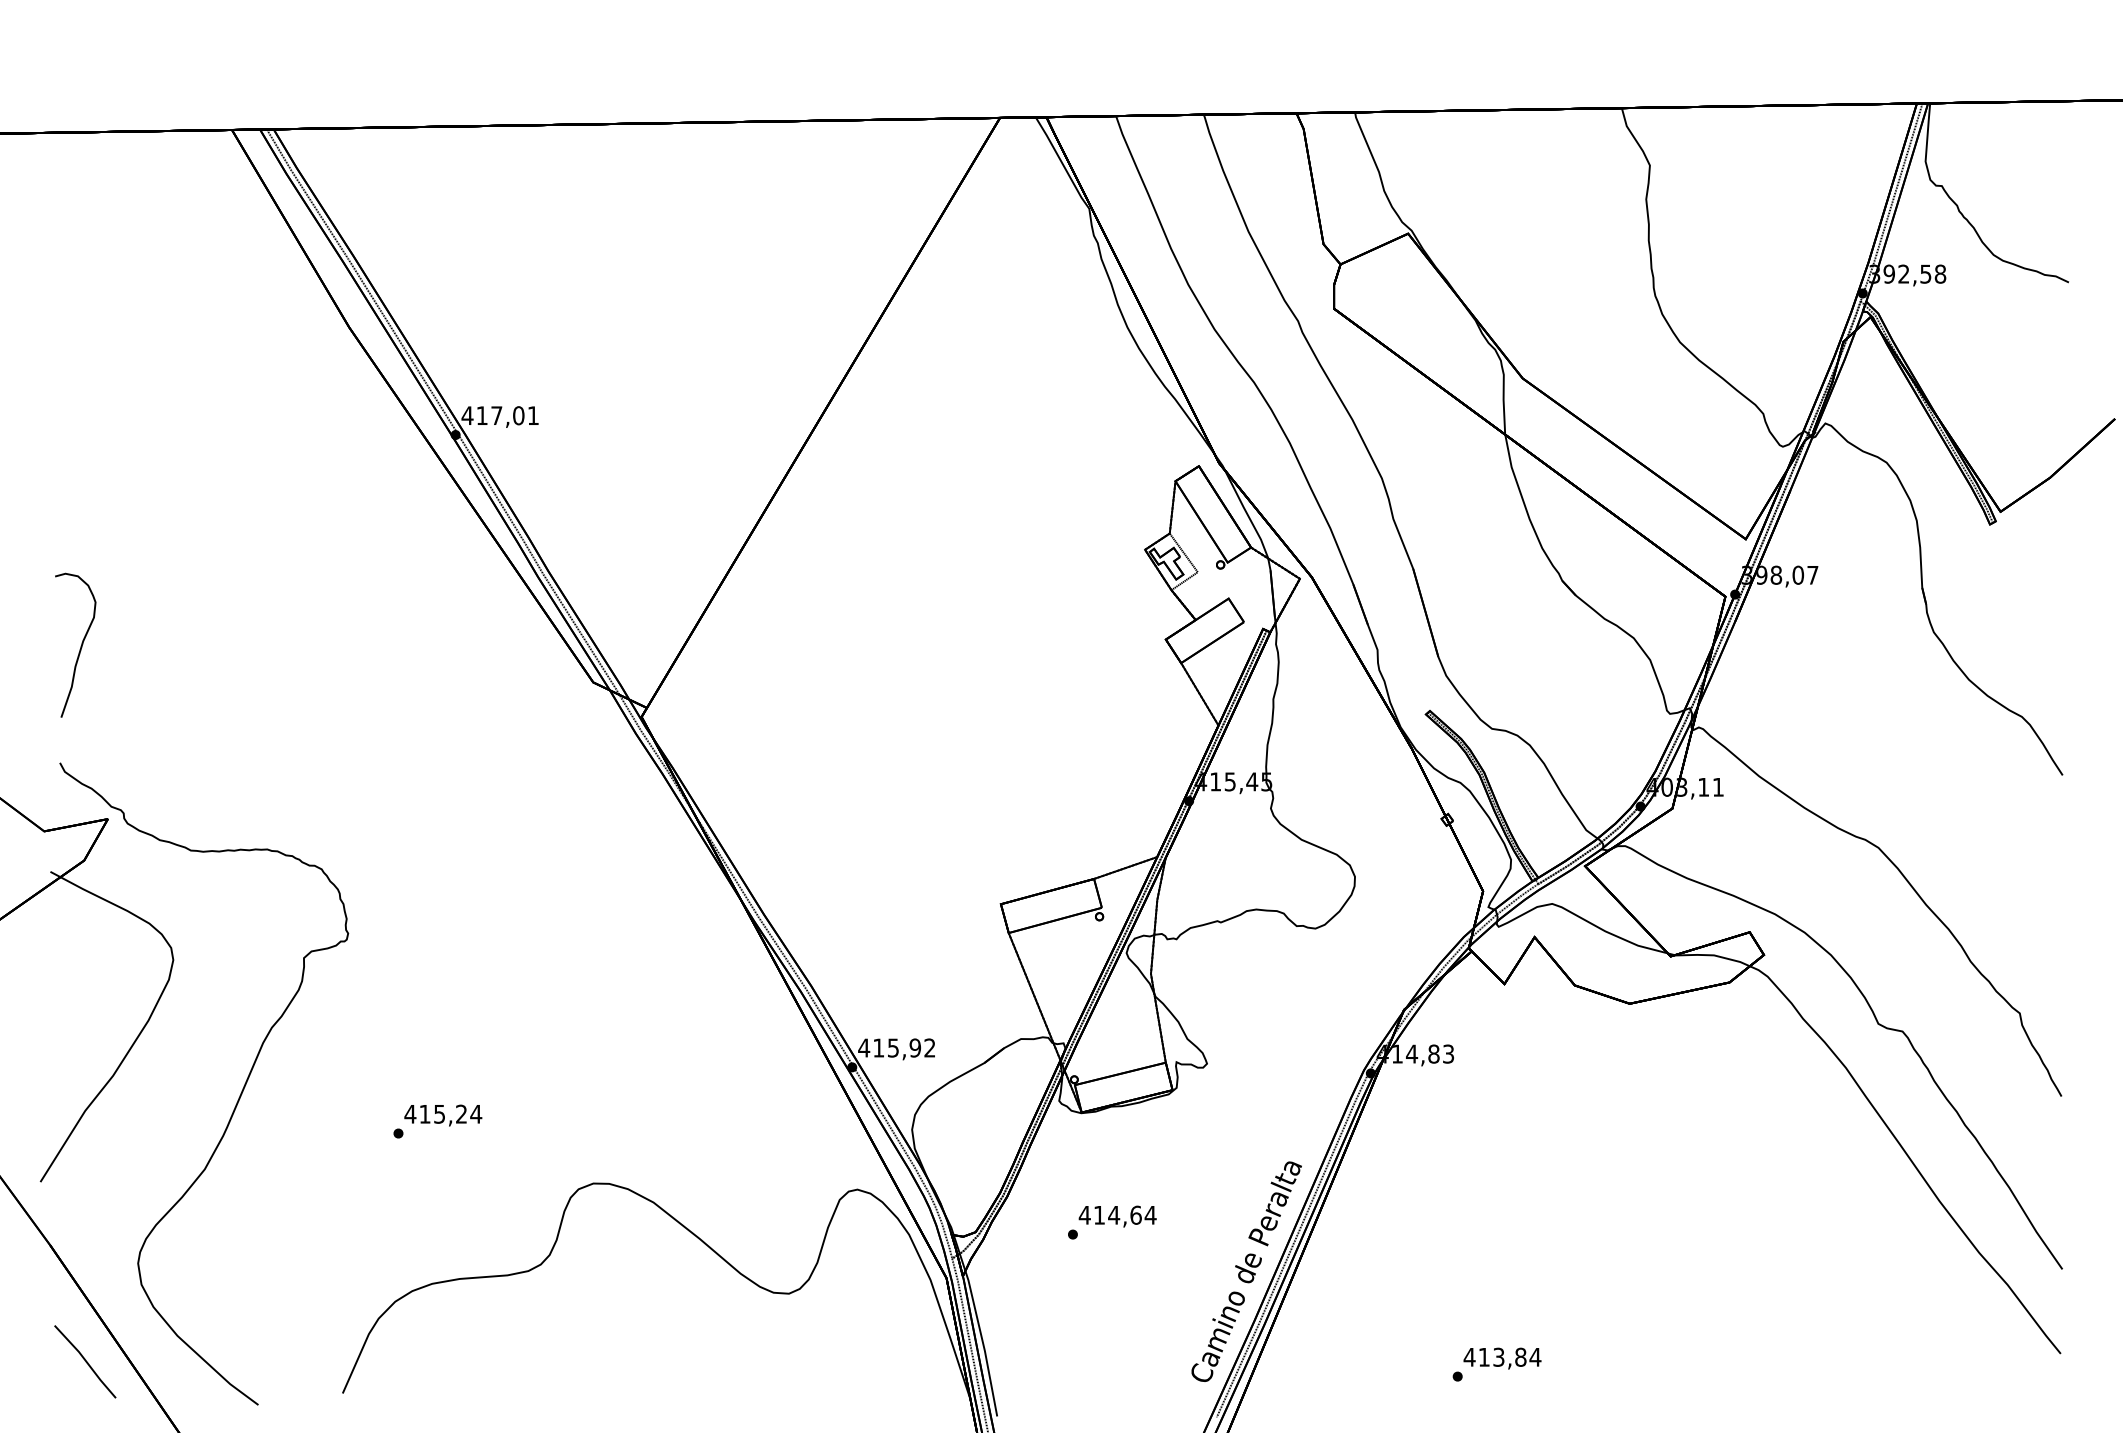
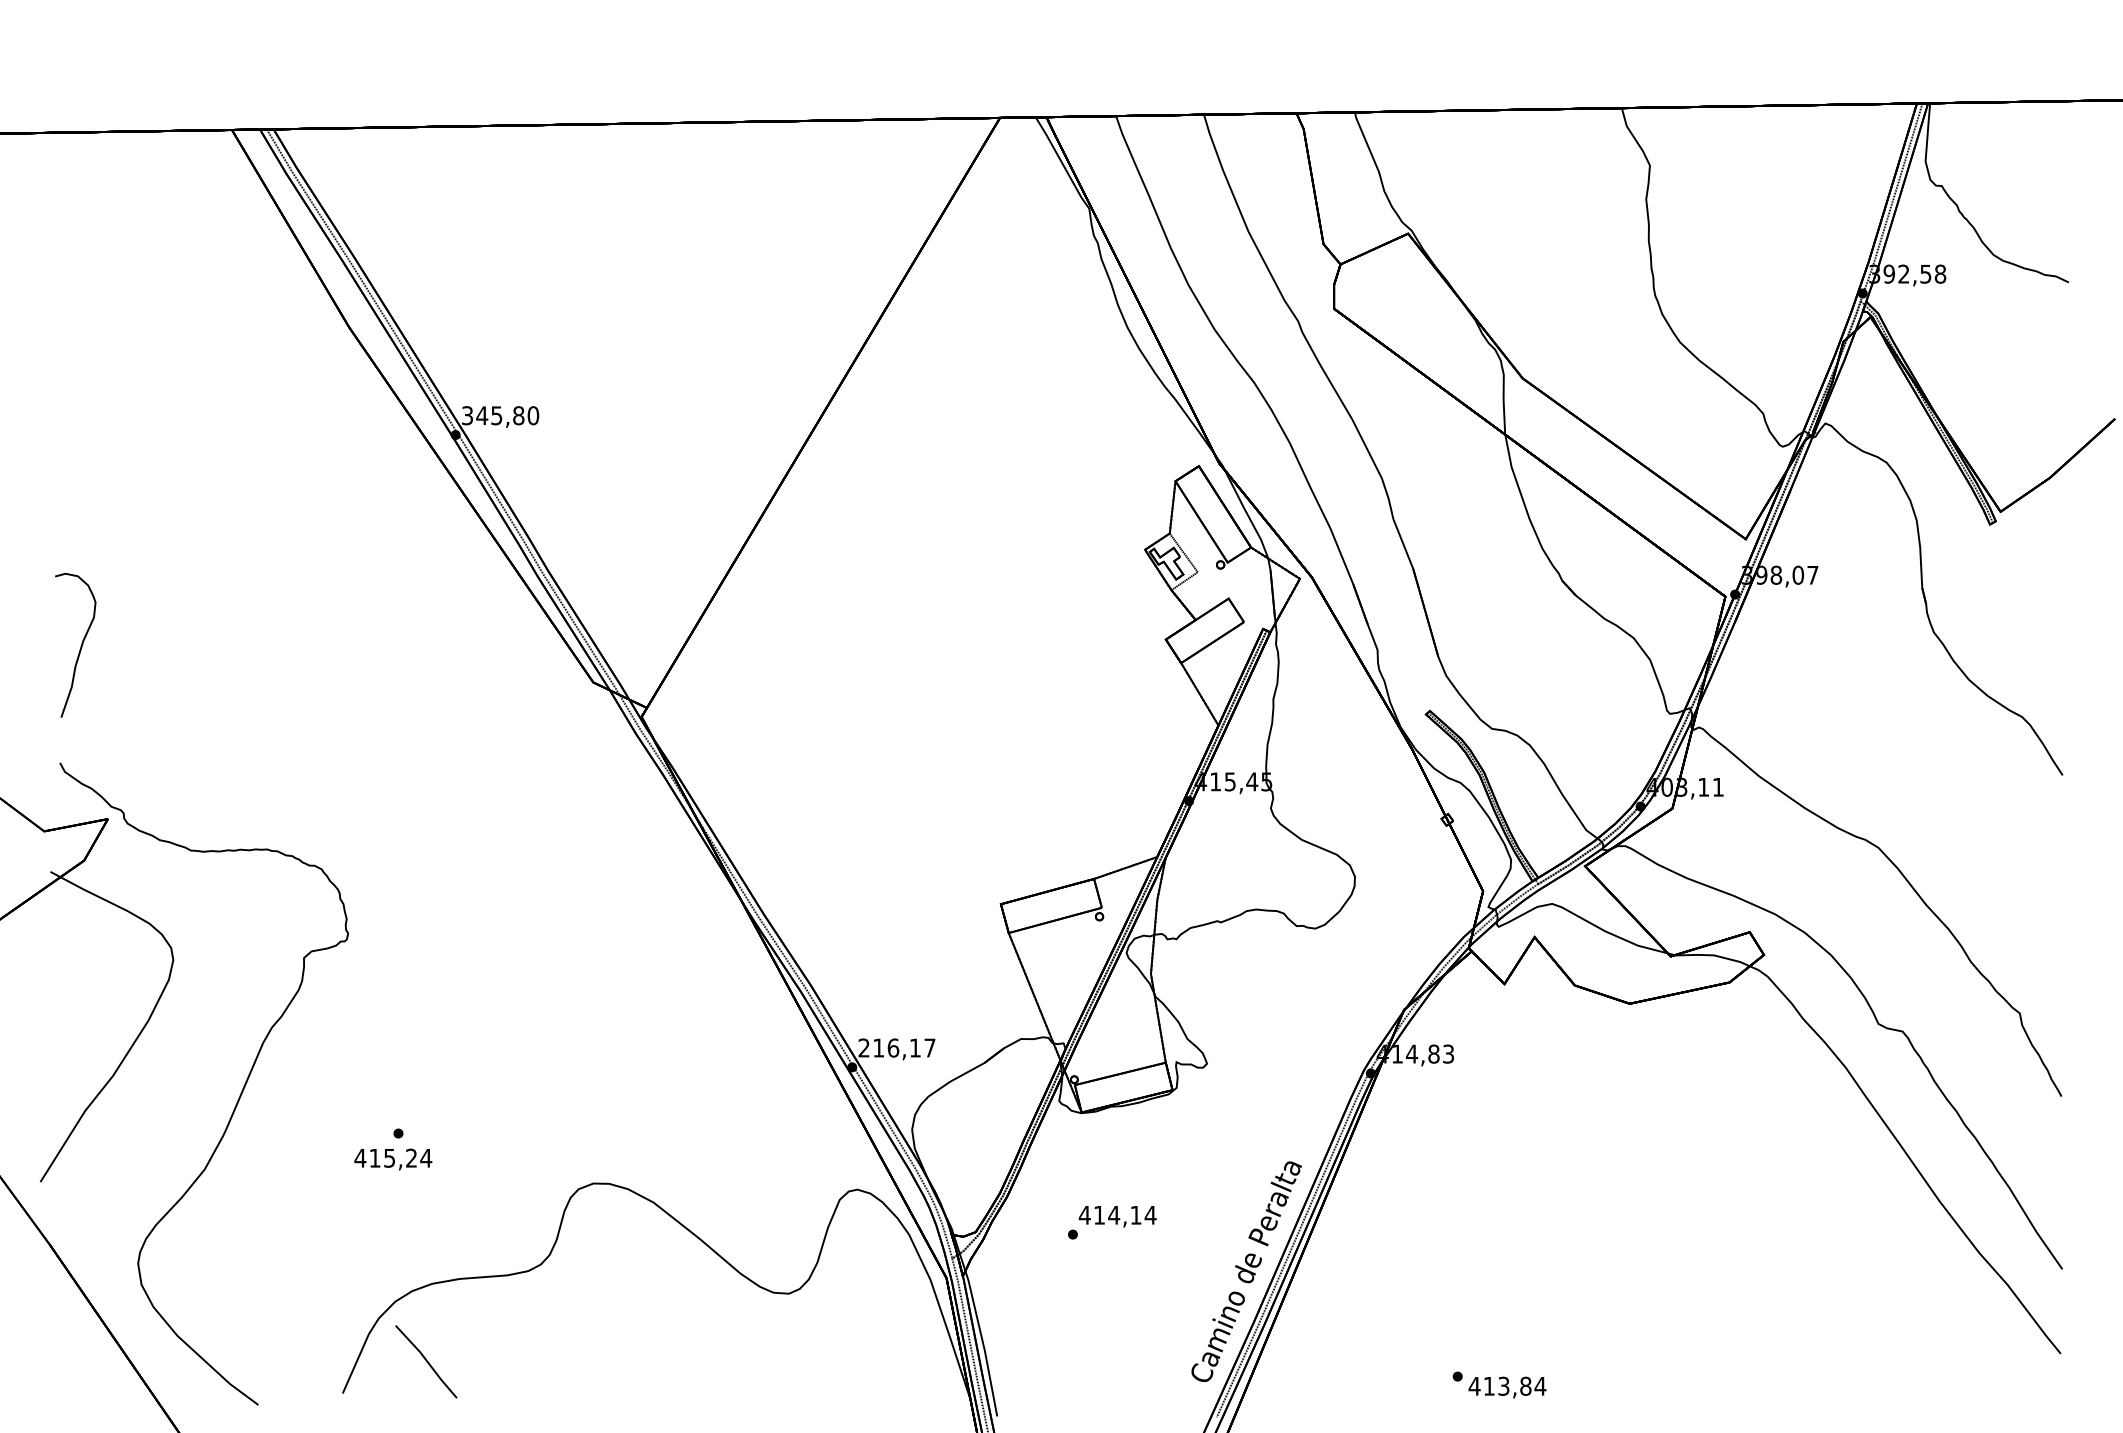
text: 417,01 -> 345,80 (500, 415)
text: 415,92 -> 216,17 (896, 1047)
text position: (443, 1115) -> (393, 1159) (393, 1159)
text: 414,64 -> 414,14 (1135, 1214)
text position: (1502, 1358) -> (1507, 1387) (1507, 1387)
line position: (85, 1361) -> (426, 1361) (426, 1361)
